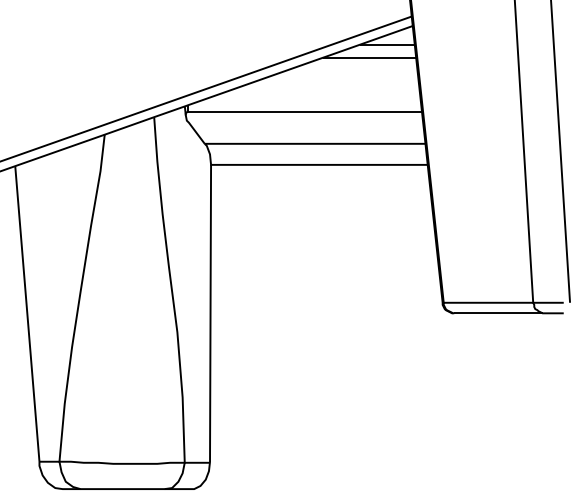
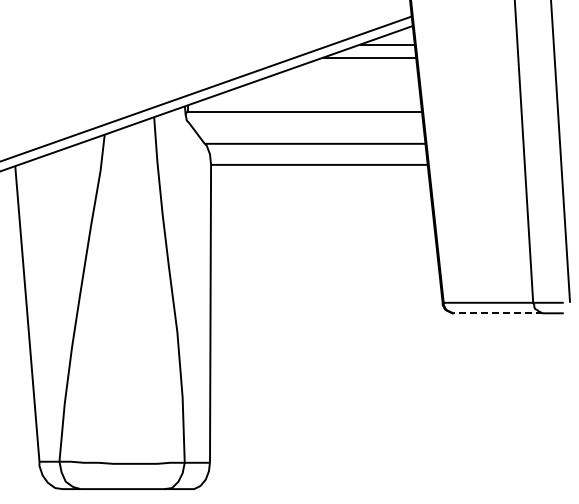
line: solid -> dashed (497, 313)
